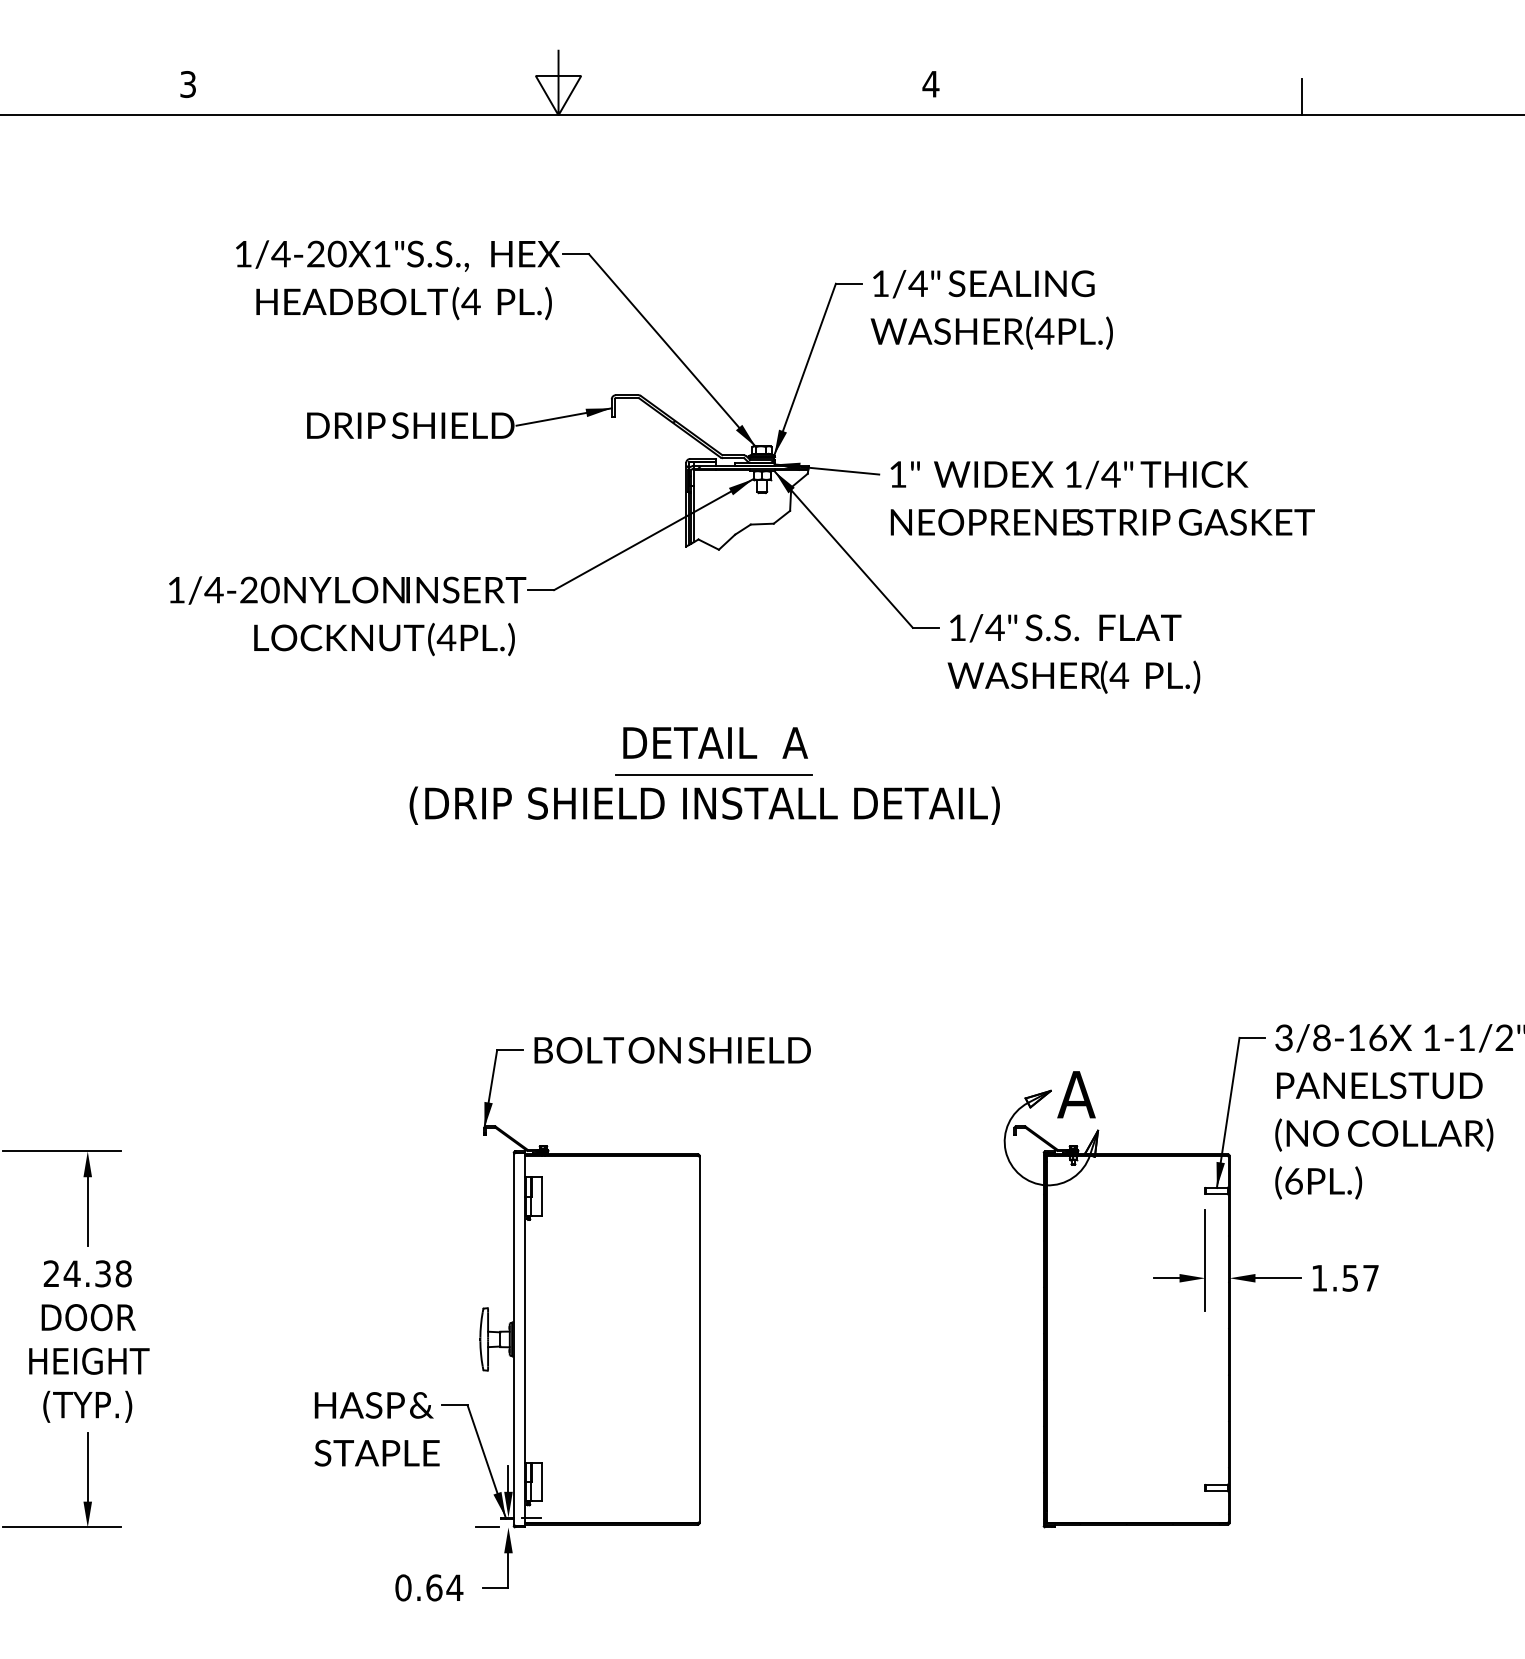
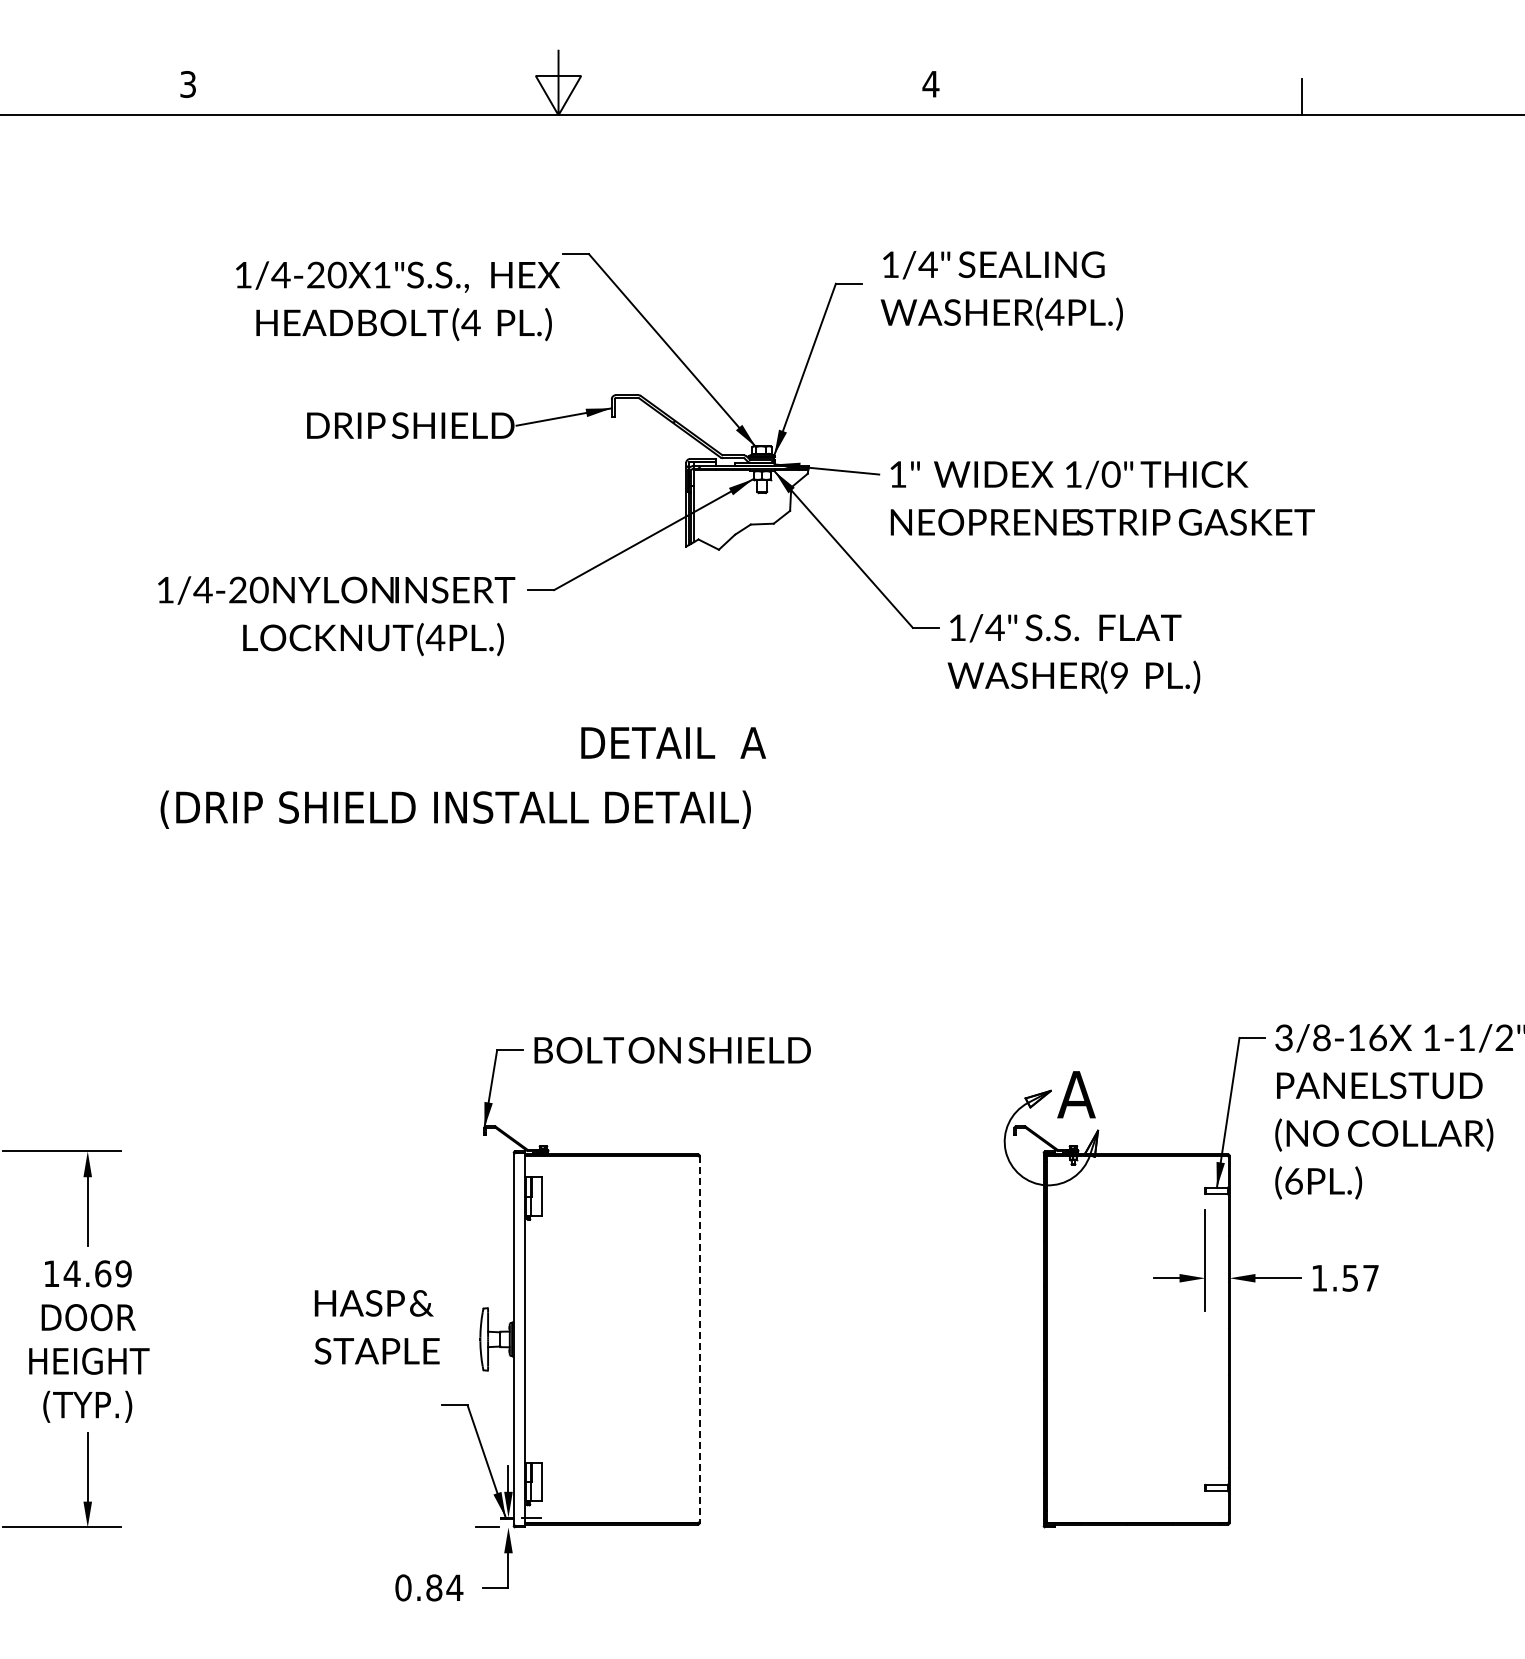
text position: (397, 280) -> (397, 301) (397, 301)
text position: (991, 309) -> (1001, 290) (1001, 290)
text: 1/4" -> 1/0" (1110, 474)
text position: (347, 616) -> (336, 616) (336, 616)
text: (4 -> (9 (1119, 675)
text position: (715, 742) -> (673, 742) (673, 742)
line: present -> none (714, 774)
text position: (704, 805) -> (455, 809) (455, 809)
text: 24.38 -> 14.69 (87, 1273)
line: solid -> dashed (699, 1339)
text position: (376, 1429) -> (376, 1327) (376, 1327)
text: 0.64 -> 0.84 (434, 1587)
